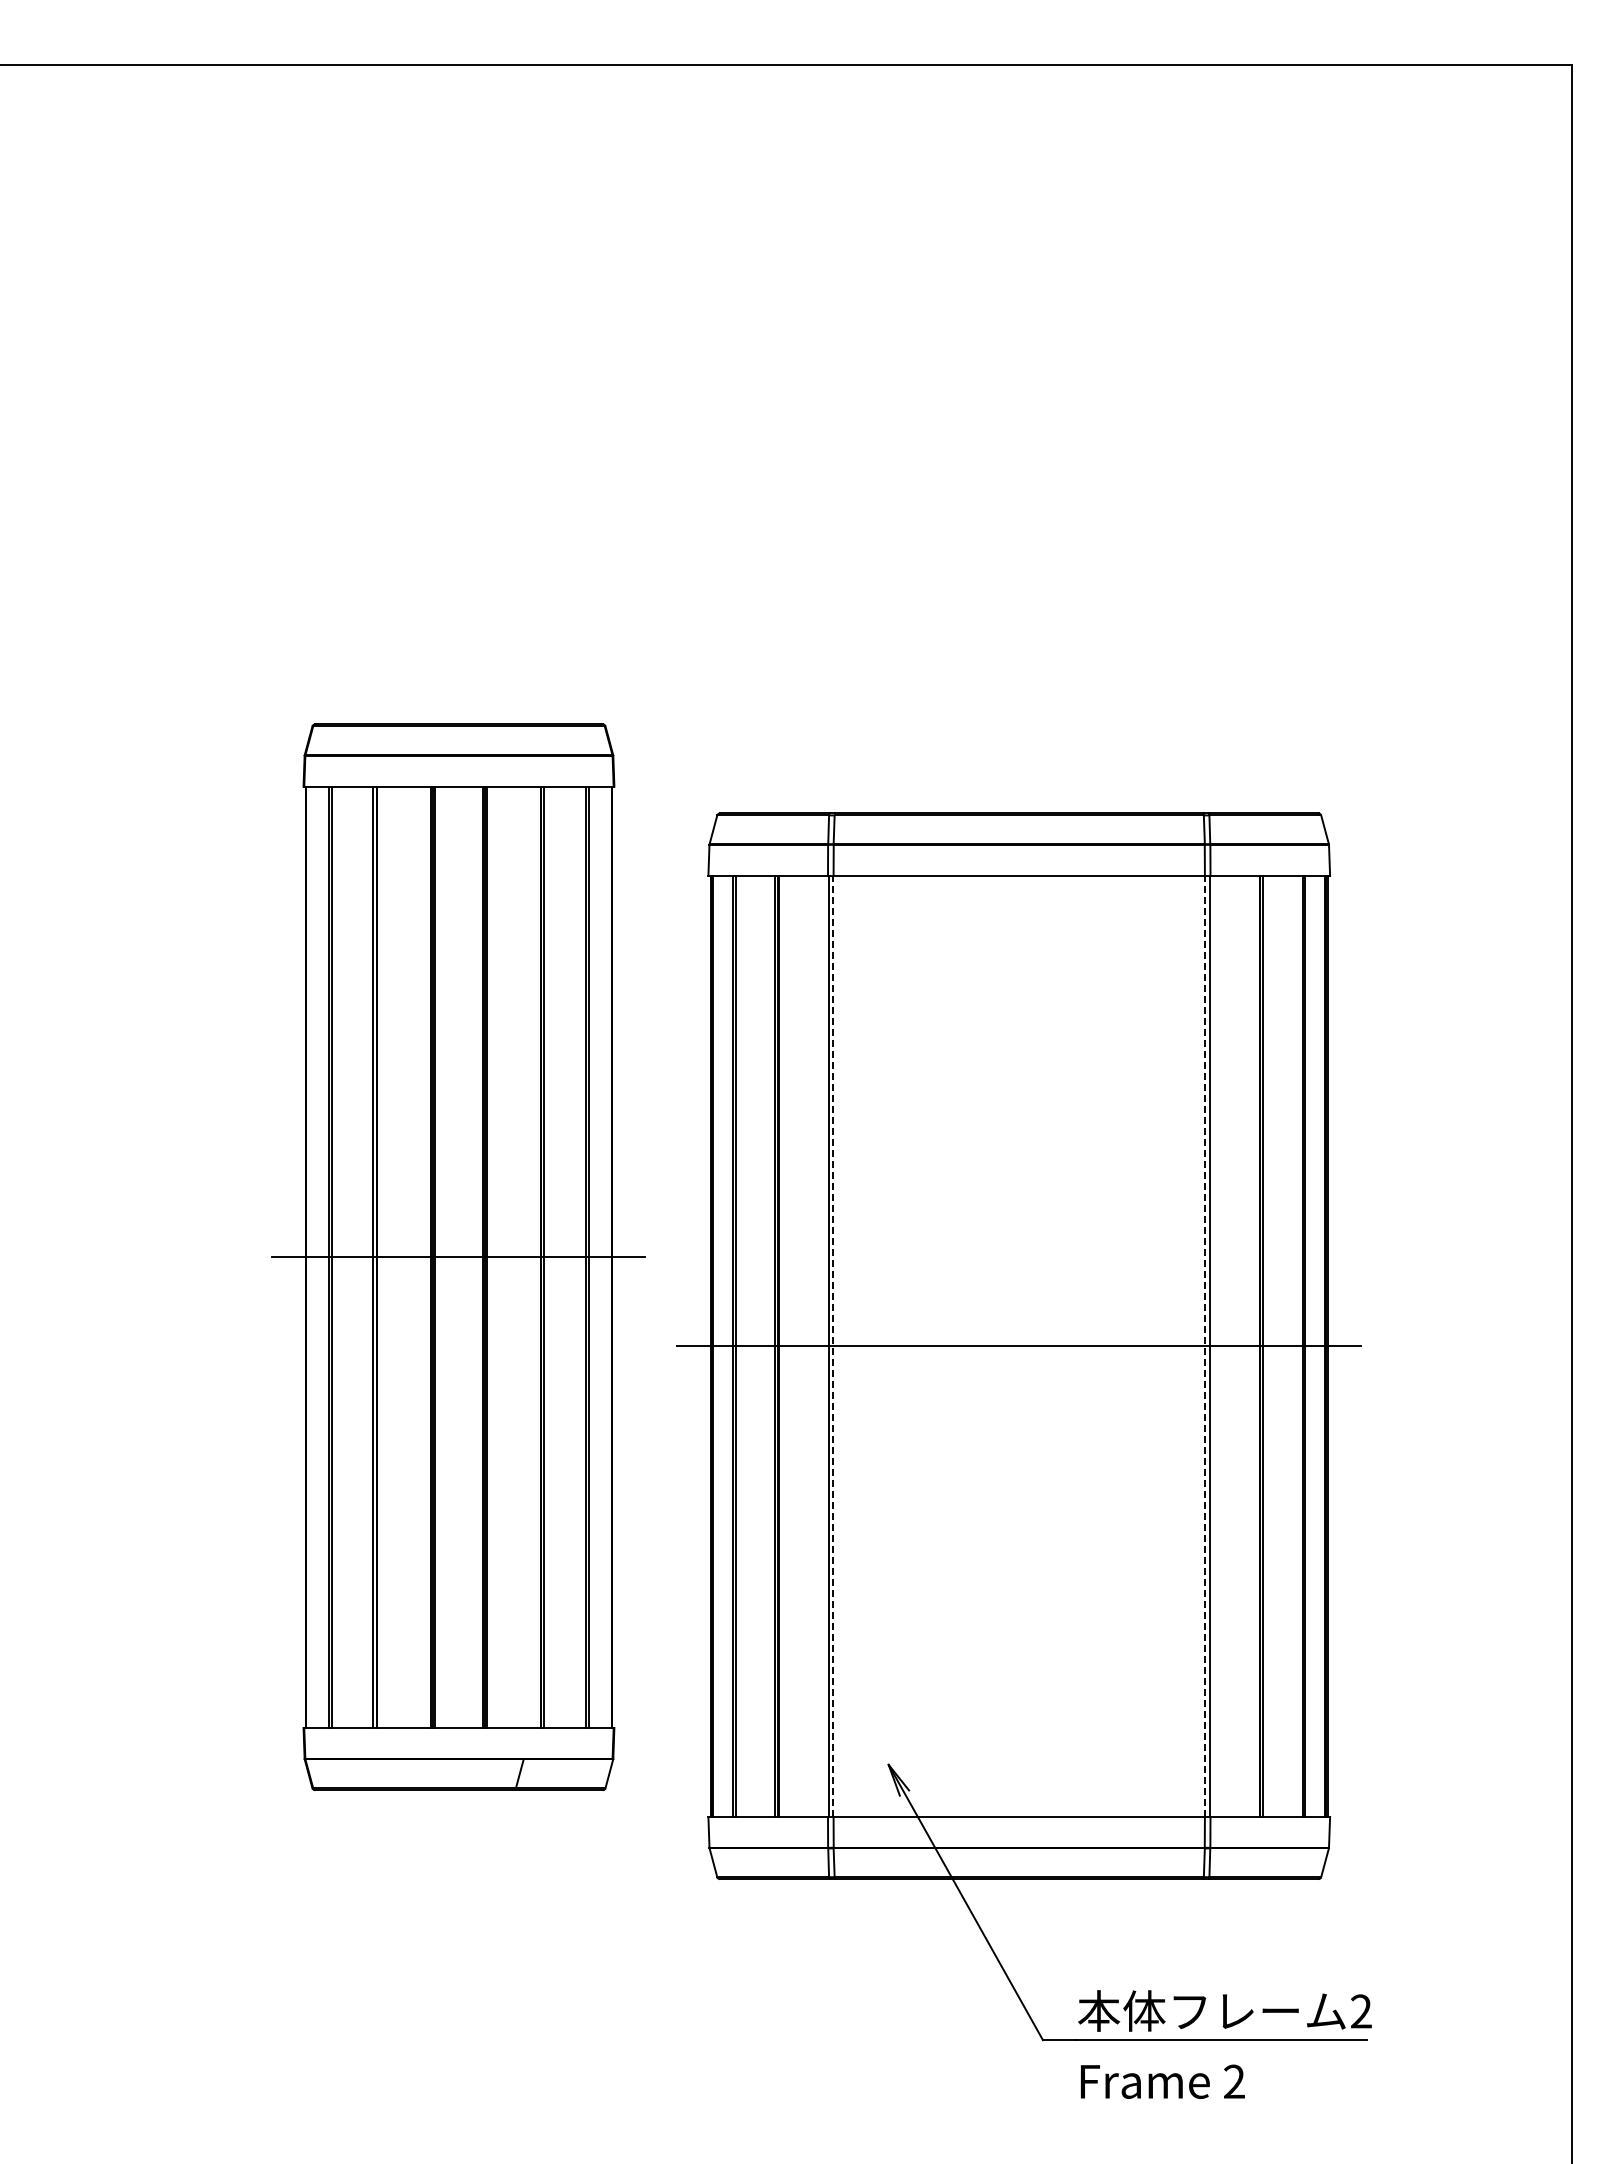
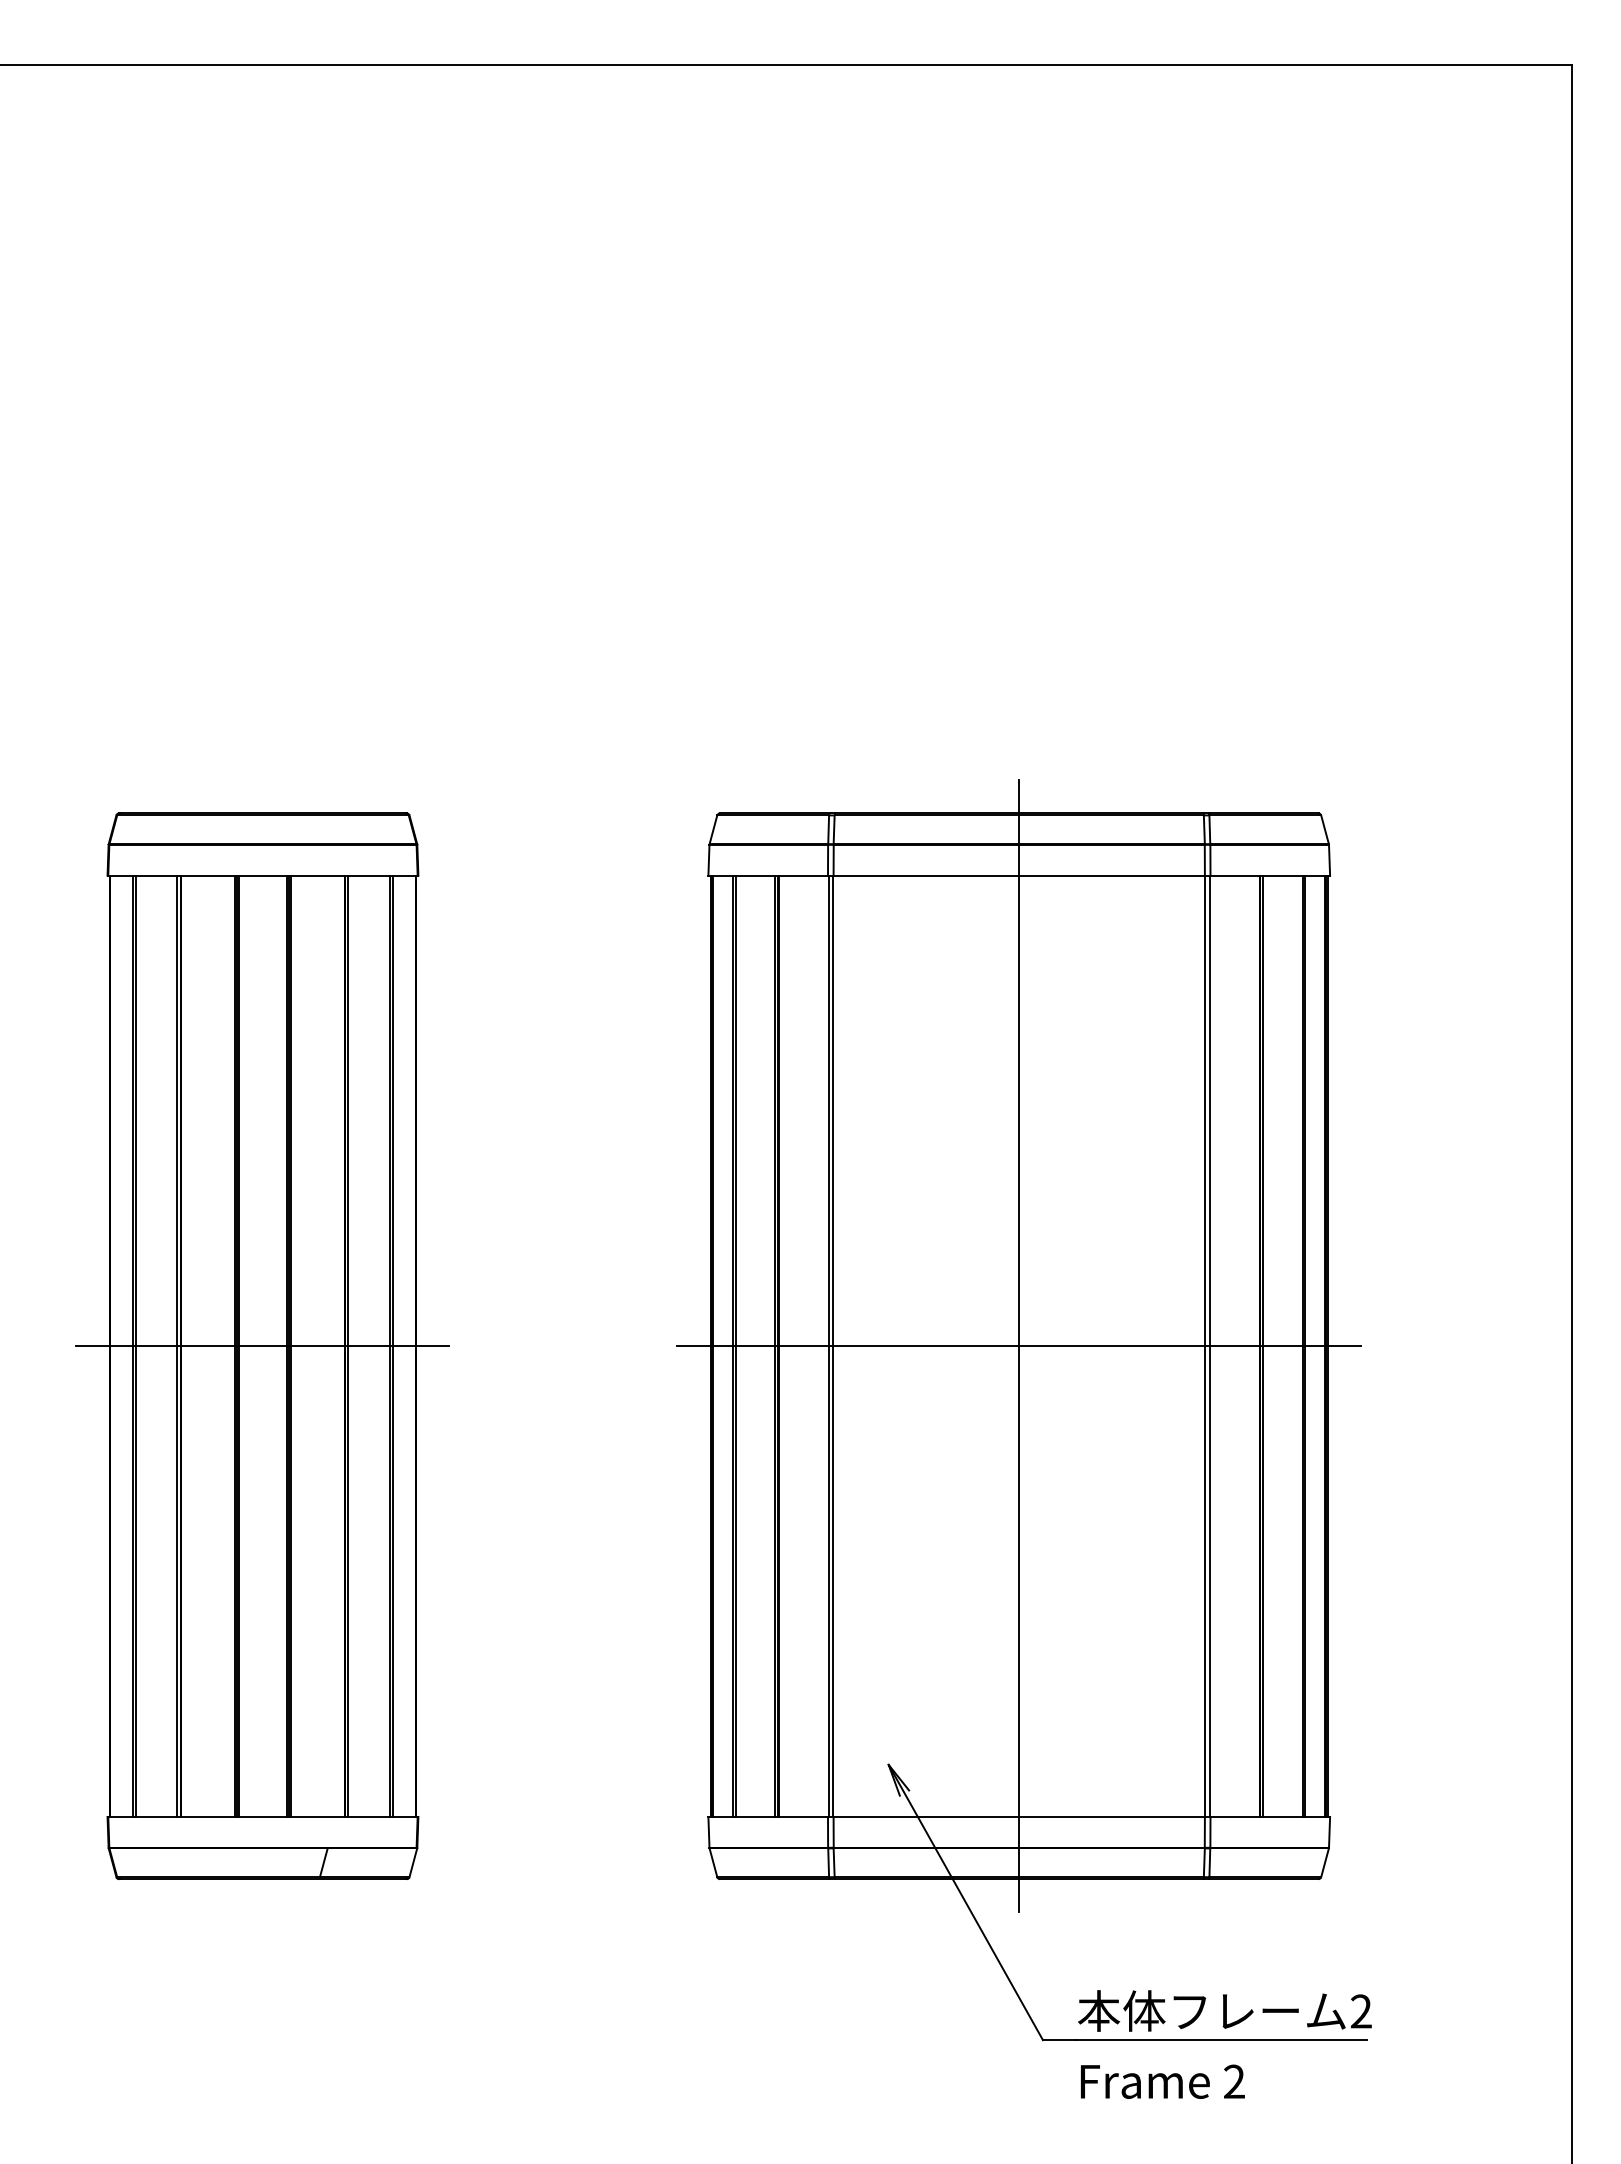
part position: (458, 1256) -> (262, 1345) (262, 1345)
line: dashed -> solid (833, 1346)
line: none -> present (1019, 1346)
line: dashed -> solid (1205, 1346)
